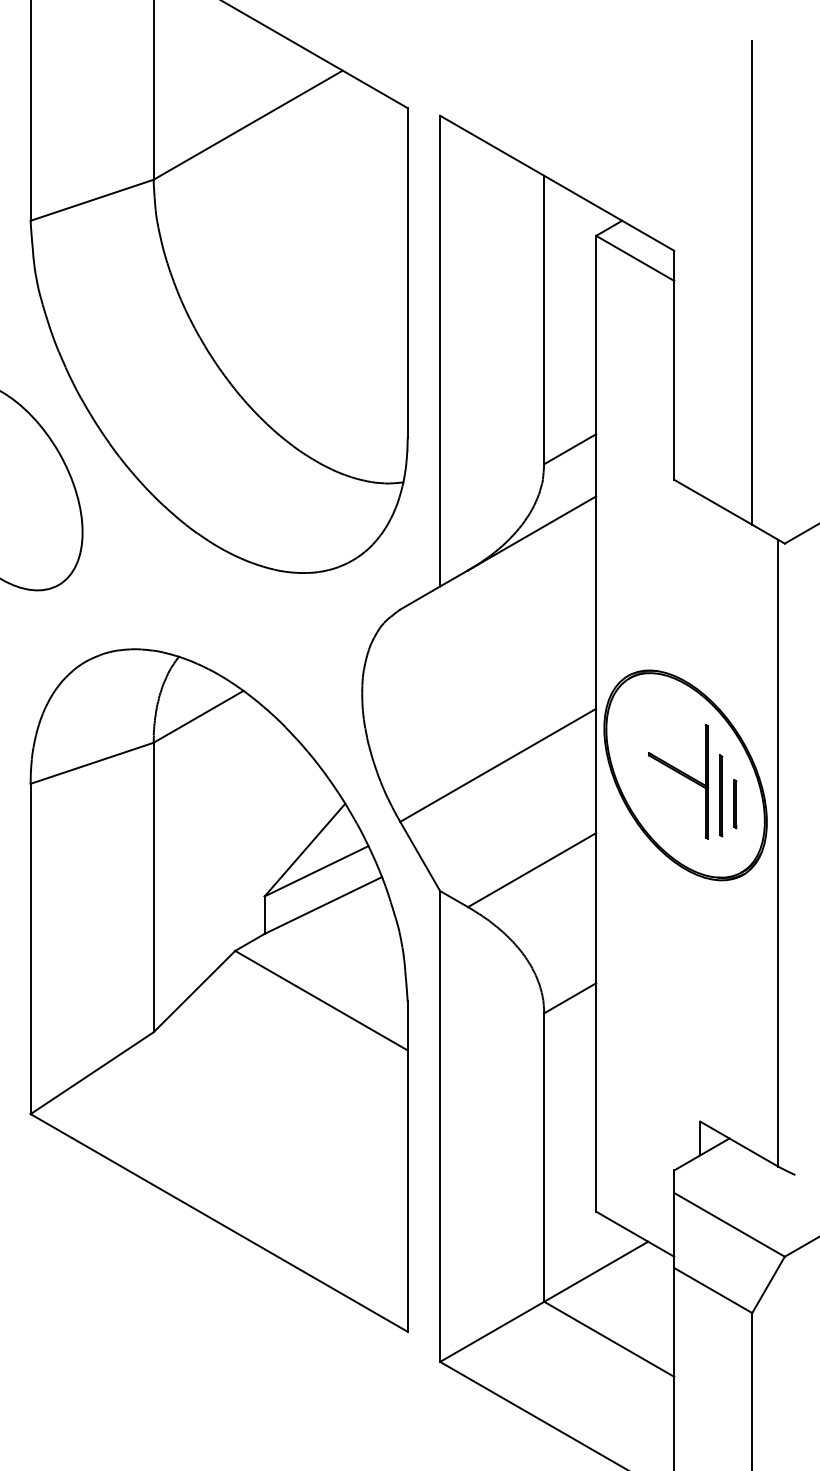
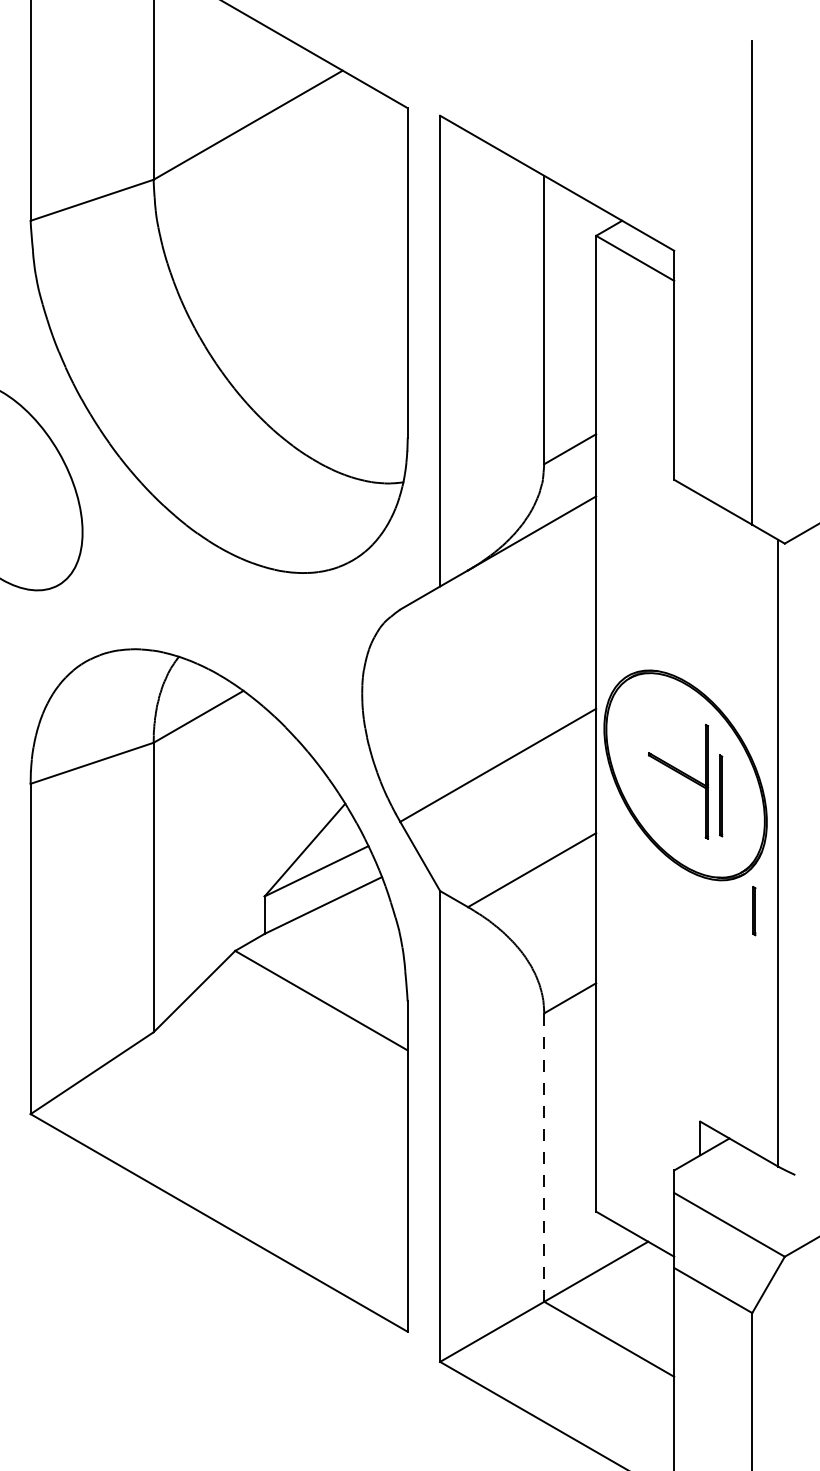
line position: (735, 804) -> (754, 911) (754, 911)
line: solid -> dashed (544, 1157)
